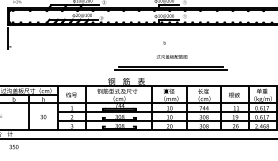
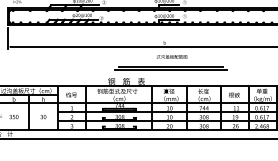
line: none -> present (142, 46)
text position: (13, 147) -> (13, 117) (13, 117)
